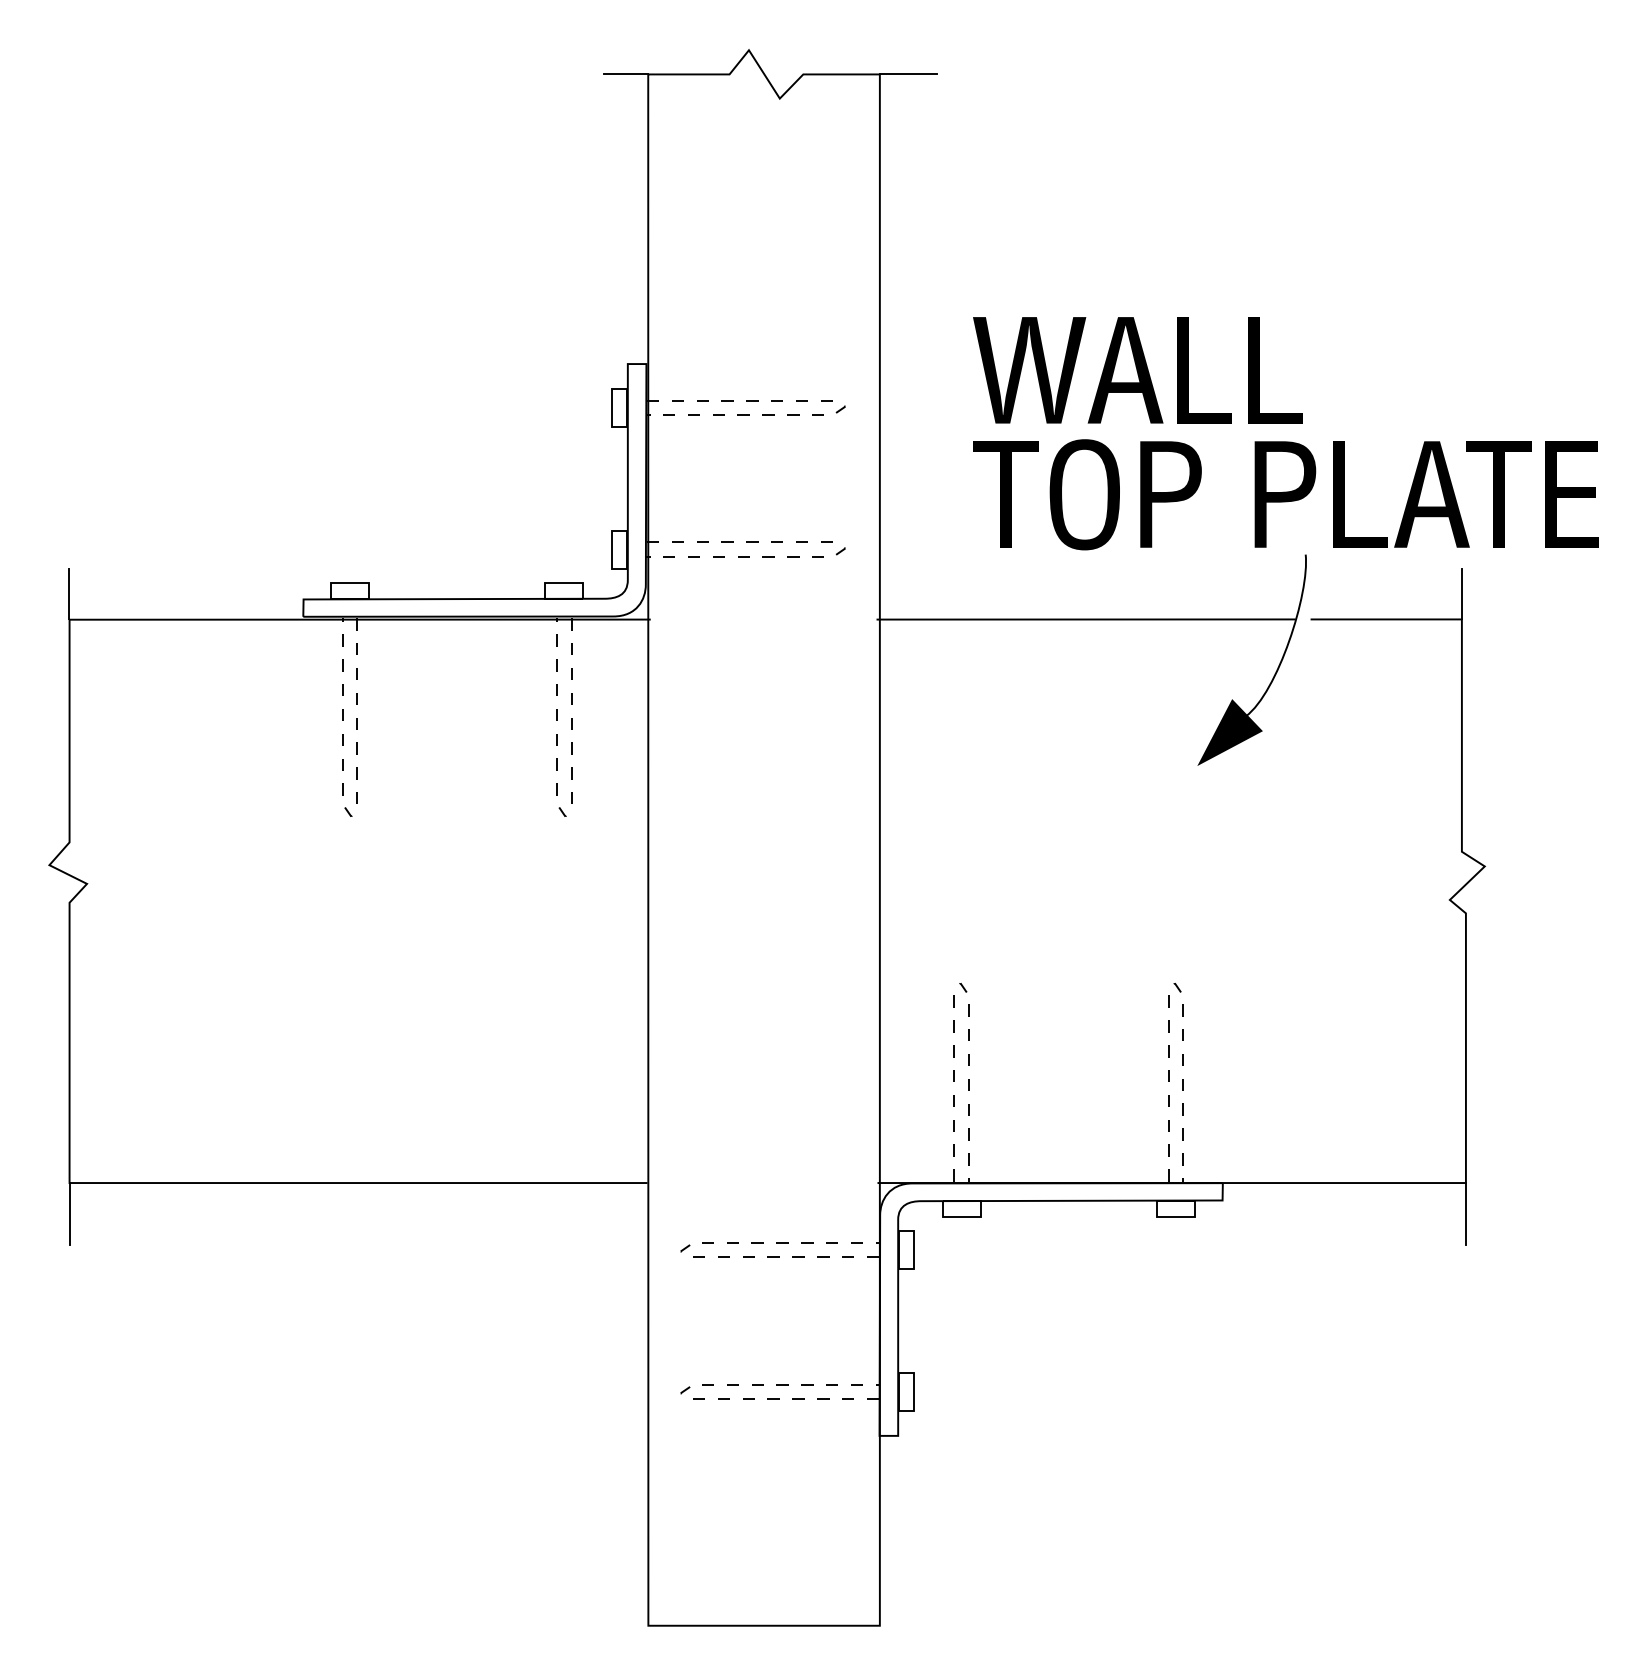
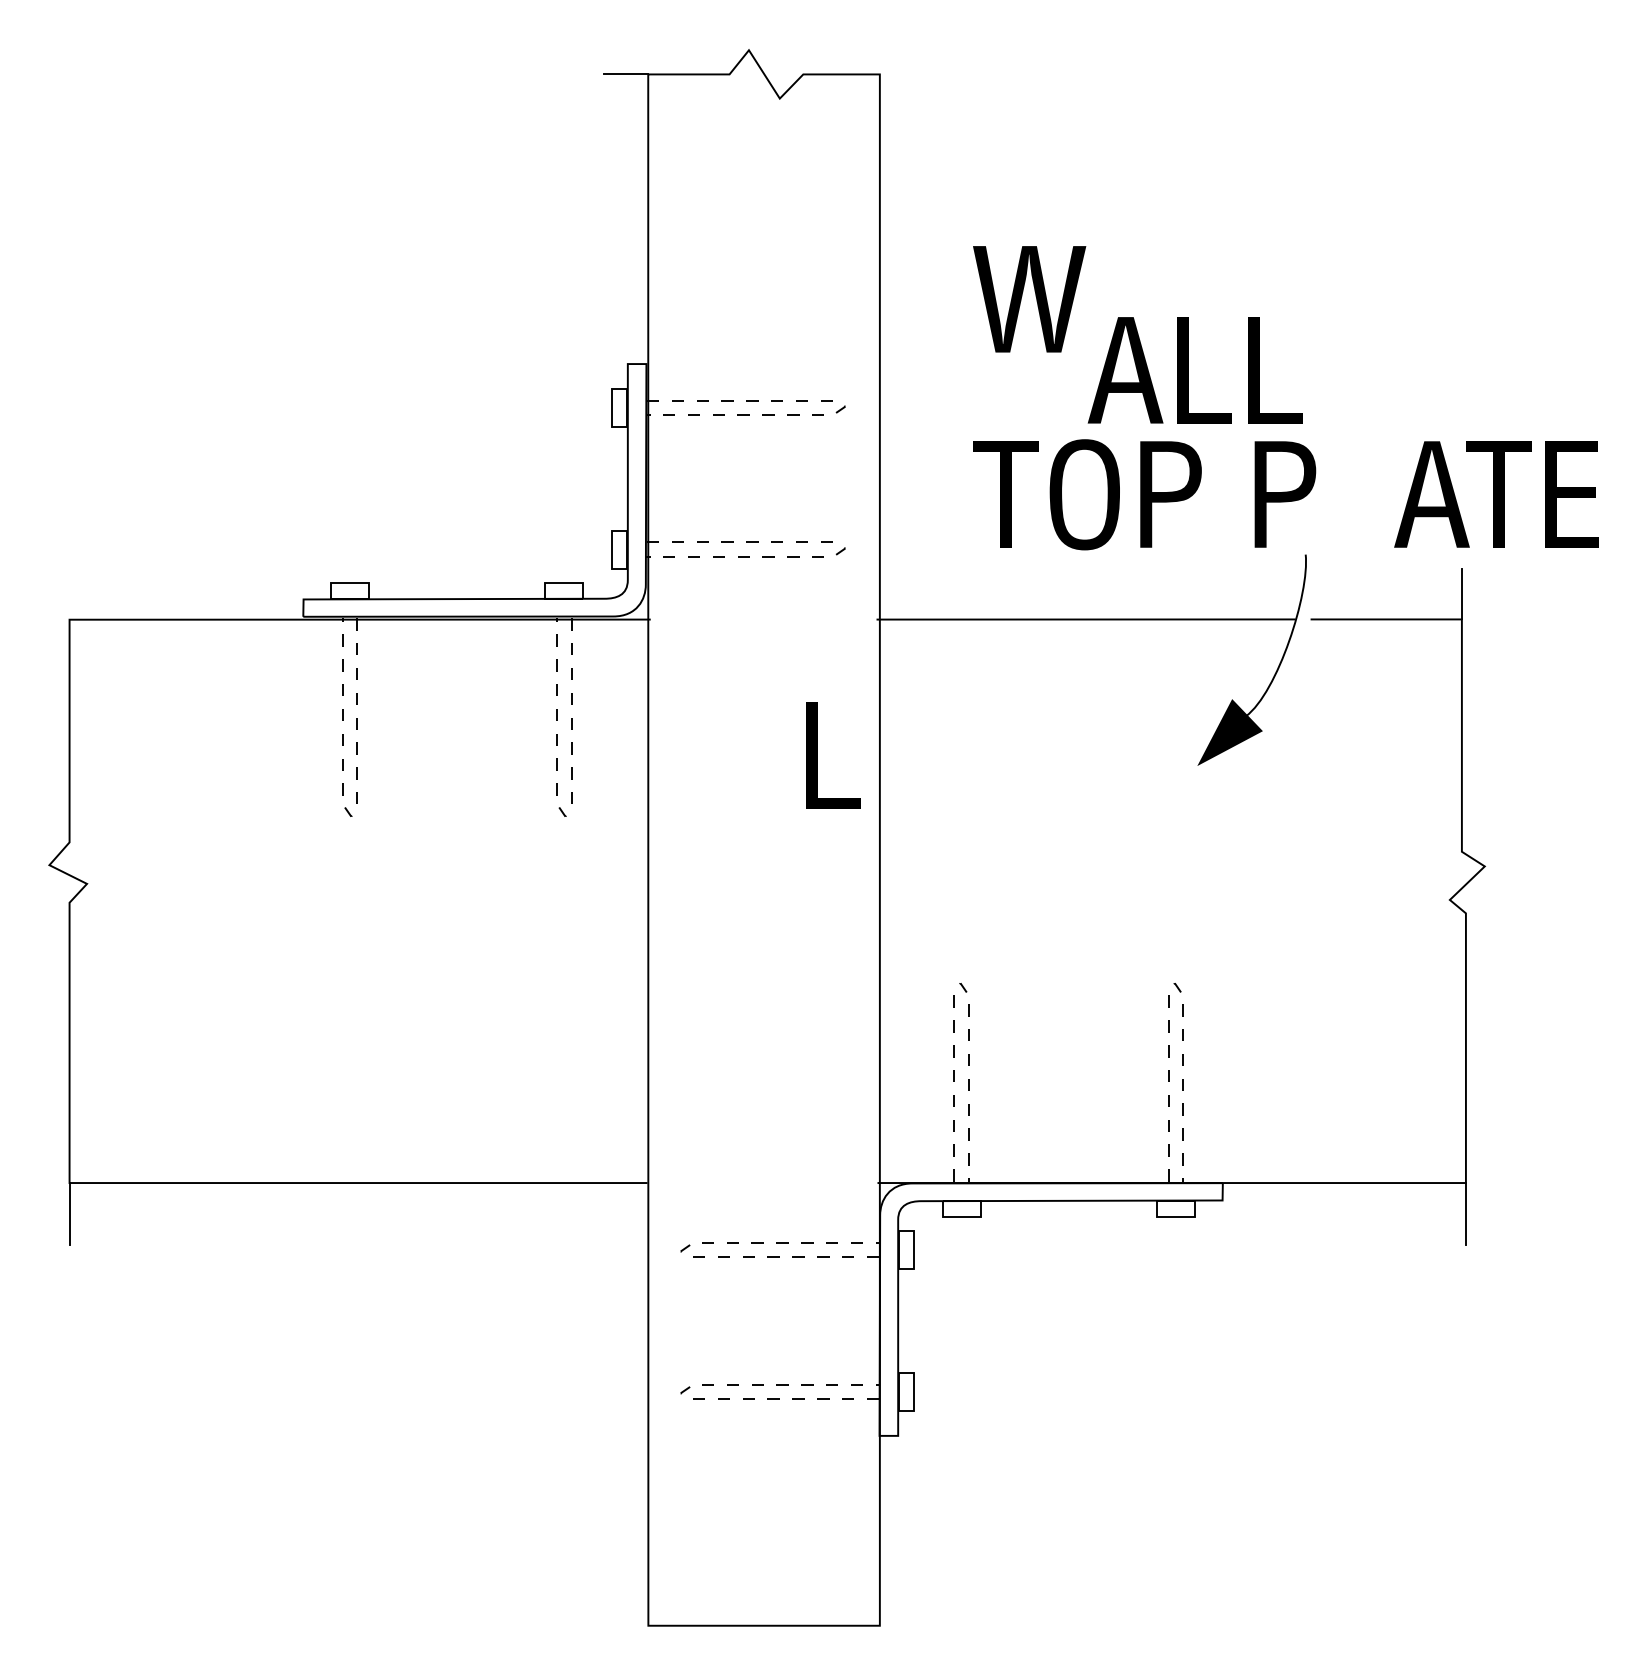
line: present -> none (908, 74)
part position: (1035, 367) -> (1035, 296) (1035, 296)
fill: present -> none (1360, 494)
line: present -> none (69, 593)
part: none -> present (817, 755)
